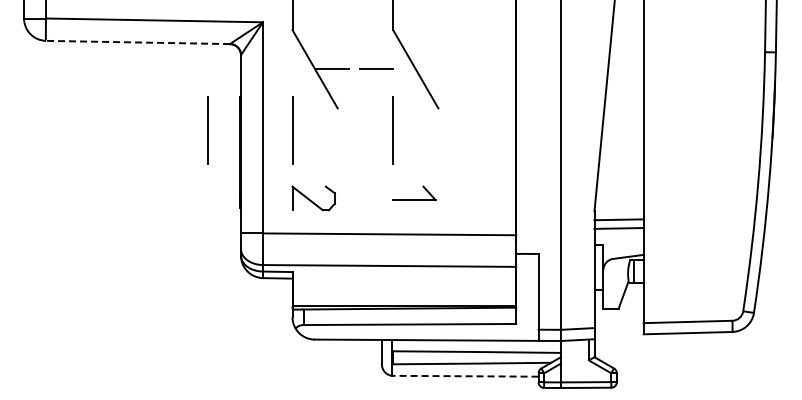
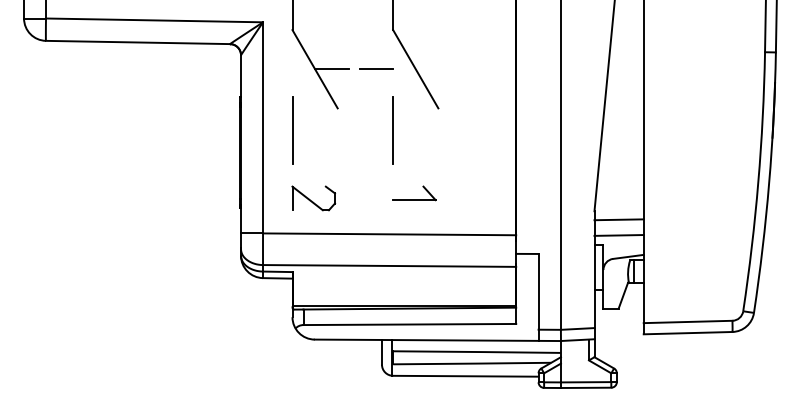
line: dashed -> solid (137, 42)
line: present -> none (207, 130)
line position: (618, 228) -> (618, 235) (618, 235)
line: dashed -> solid (465, 376)
